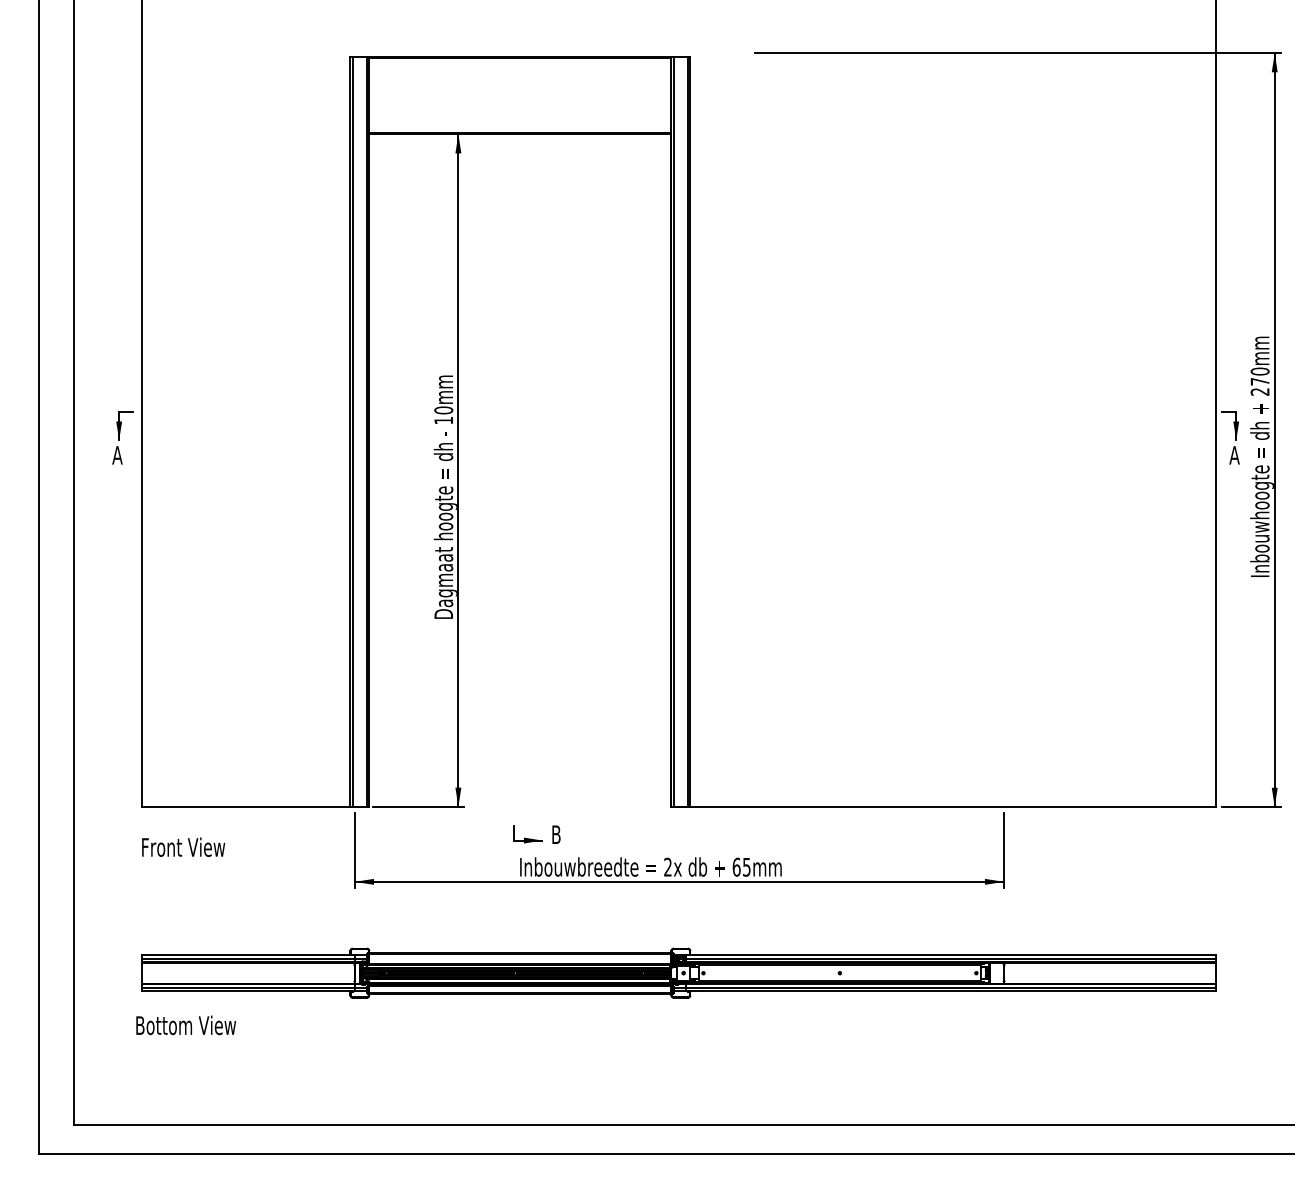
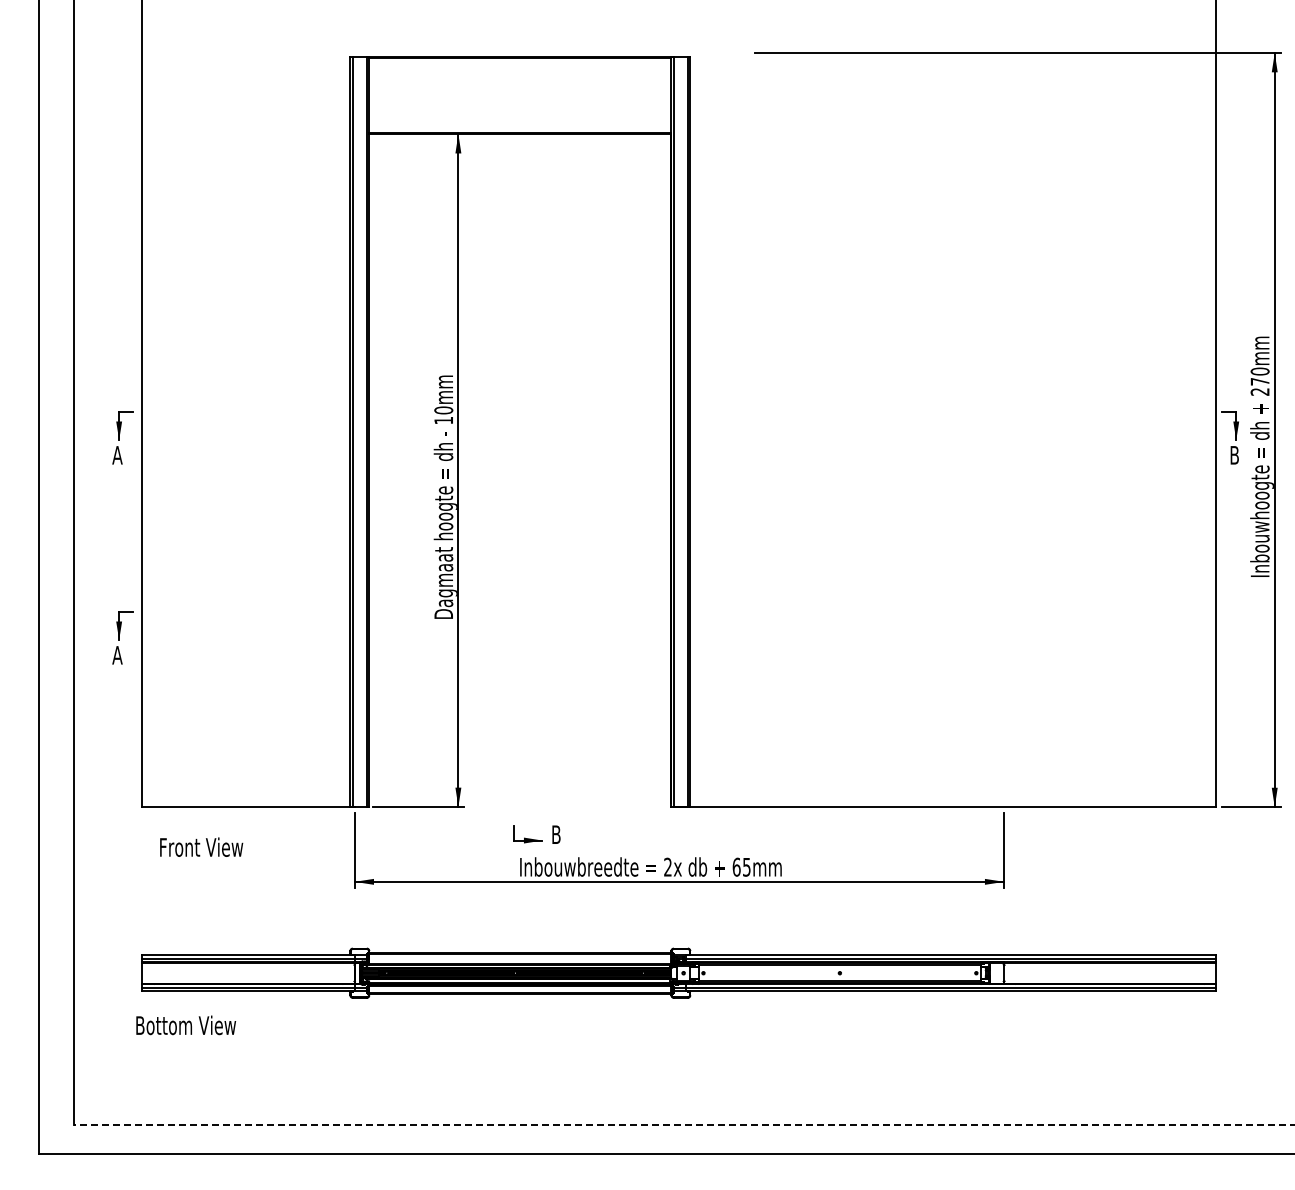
text: A -> B (1234, 455)
part: none -> present (122, 637)
text position: (183, 846) -> (201, 846) (201, 846)
line: solid -> dashed (684, 1125)
